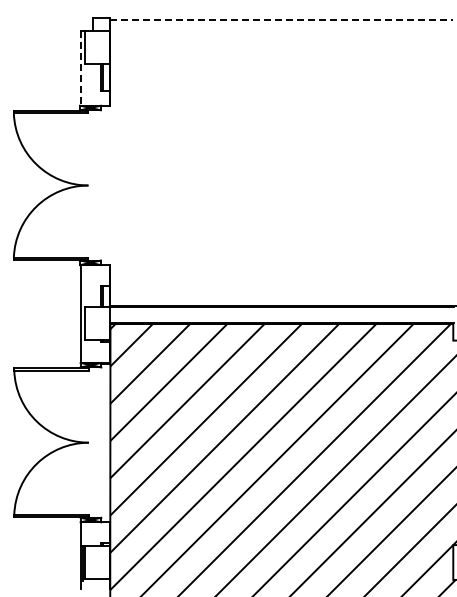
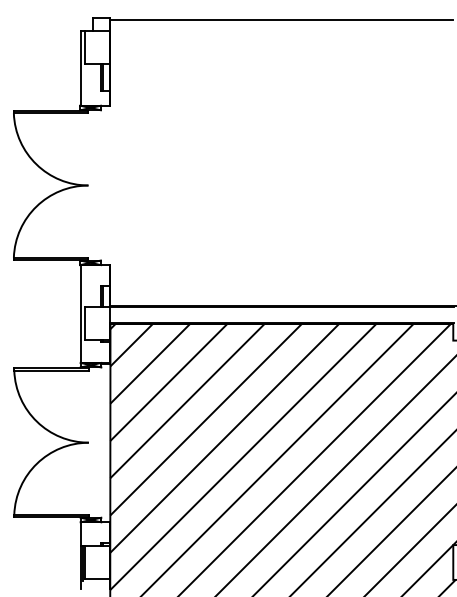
line: dashed -> solid (282, 19)
line: dashed -> solid (80, 69)
